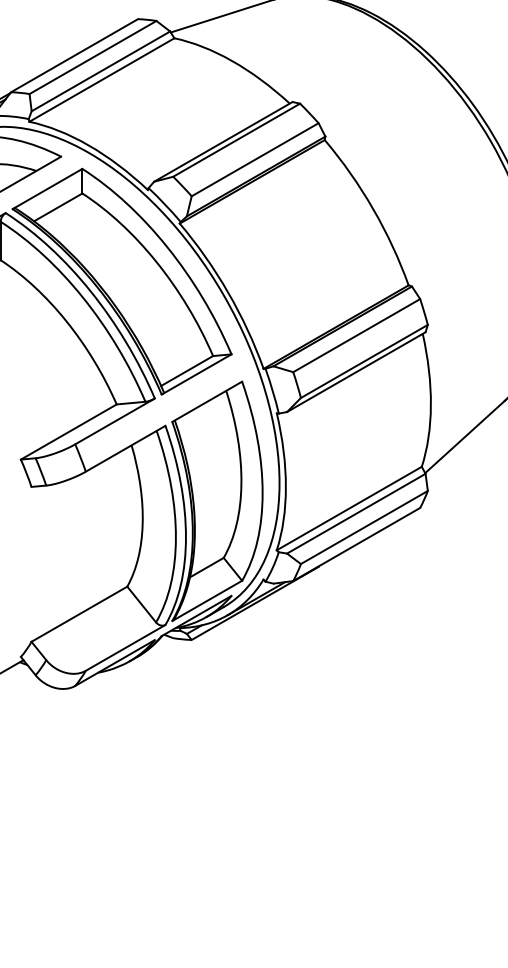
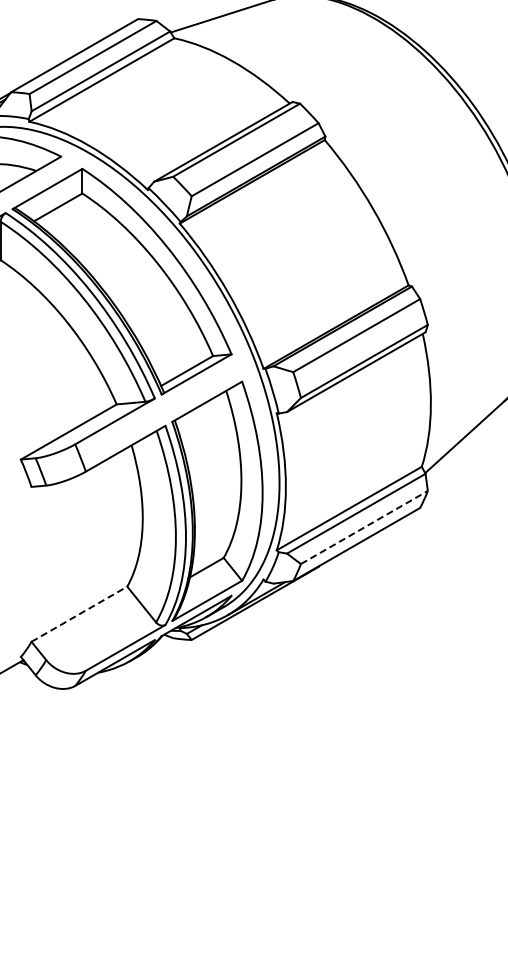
line: solid -> dashed (364, 527)
line: solid -> dashed (79, 614)
